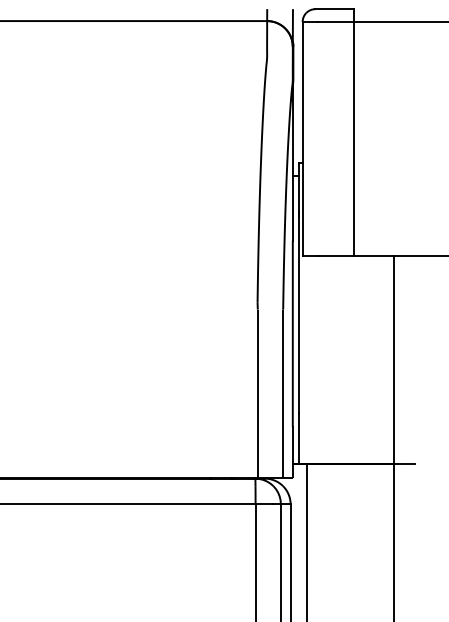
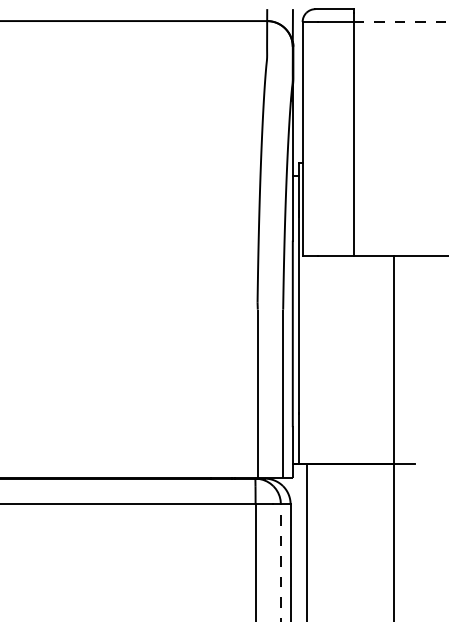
line: solid -> dashed (401, 21)
line: solid -> dashed (280, 562)
